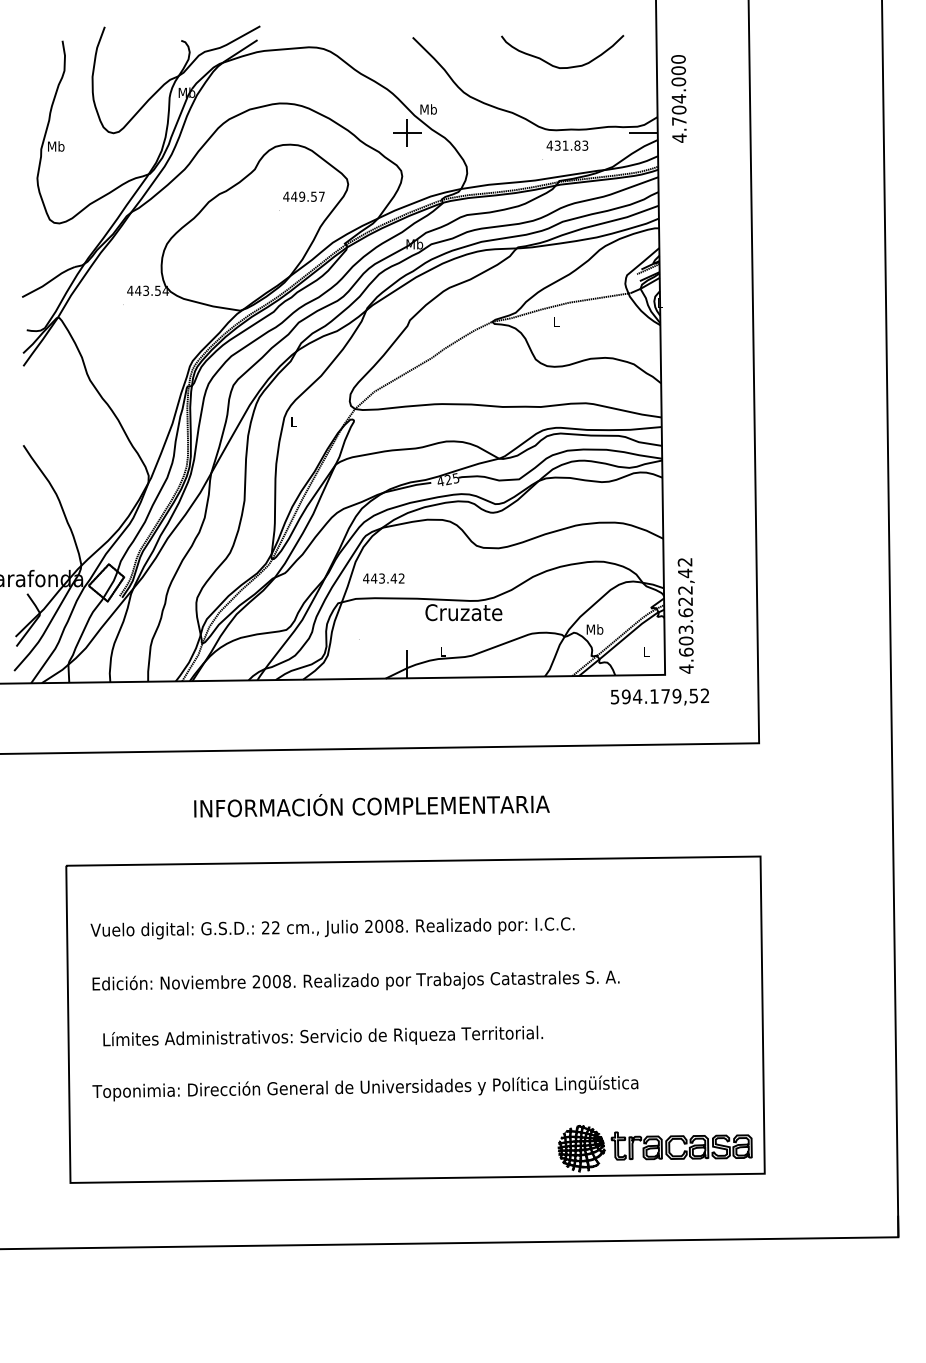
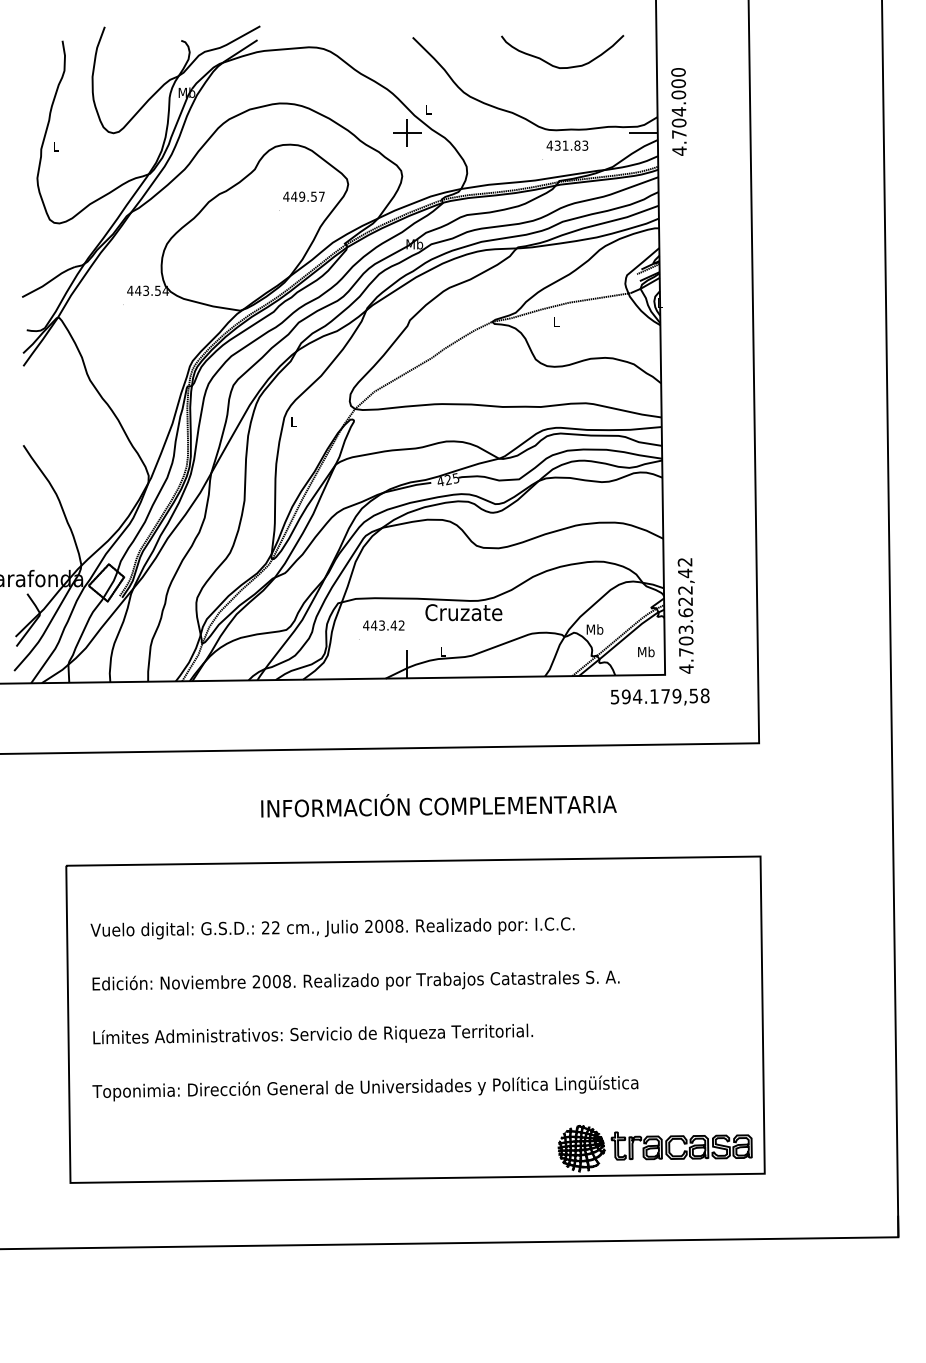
text position: (678, 98) -> (678, 111) (678, 111)
text: Mb -> L (428, 109)
text: Mb -> L (56, 146)
text position: (383, 578) -> (383, 625) (383, 625)
text: L -> Mb (646, 651)
text: 4.603.622,42 -> 4.703.622,42 (686, 651)
text: 594.179,52 -> 594.179,58 (704, 695)
text position: (371, 805) -> (438, 805) (438, 805)
text position: (323, 1035) -> (313, 1033) (313, 1033)
